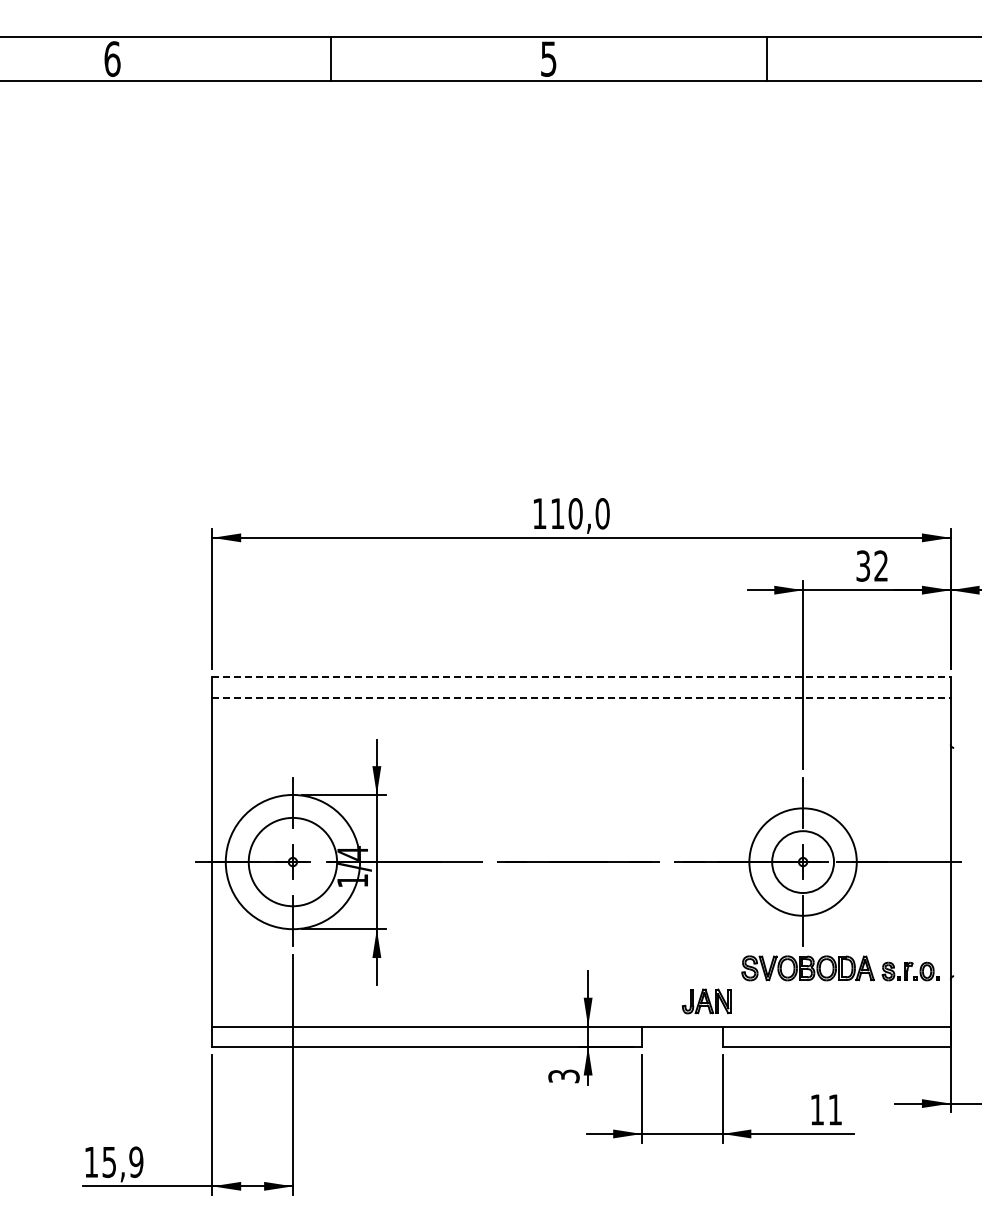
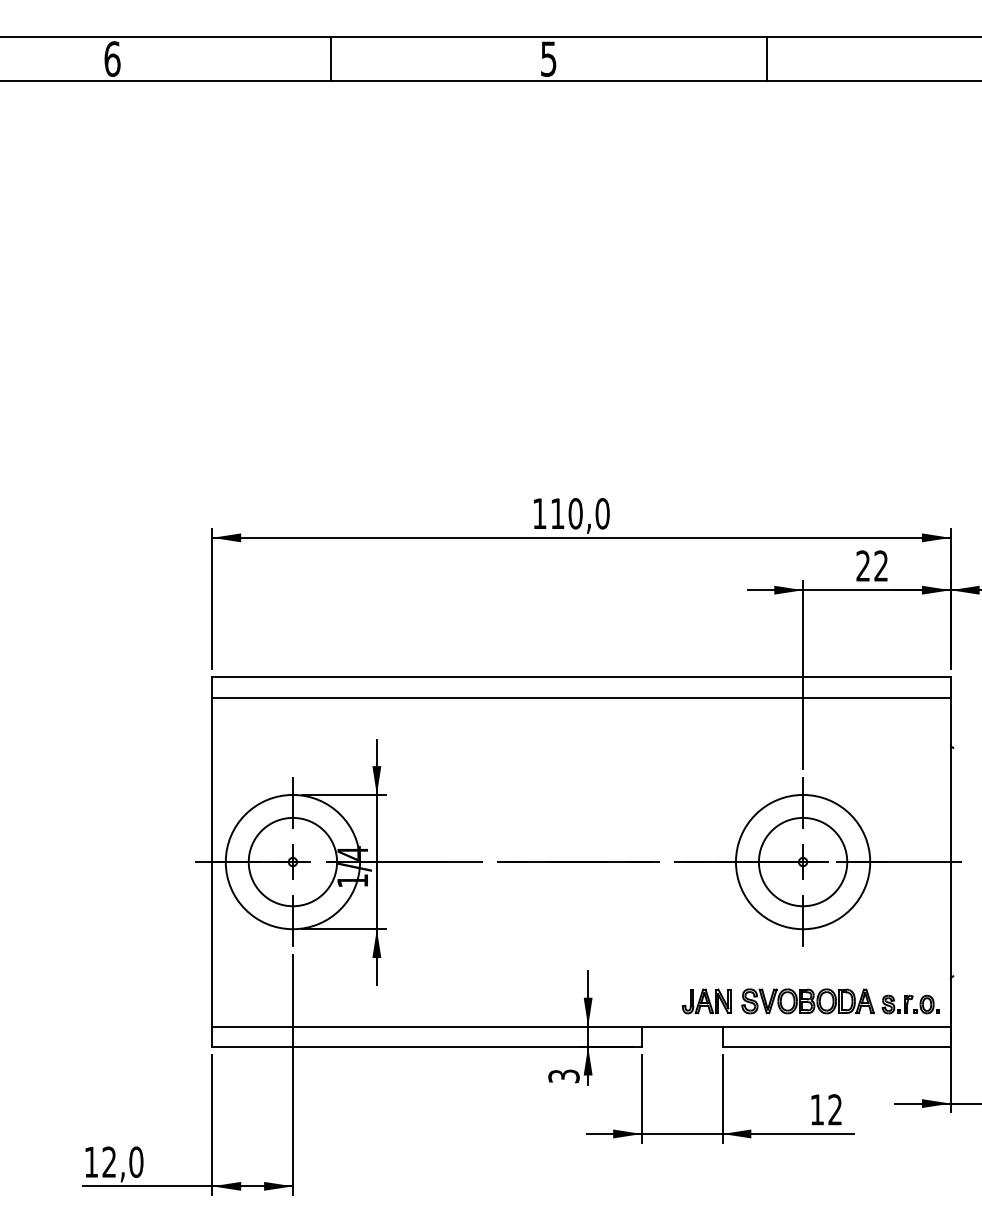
text: 32 -> 22 (863, 565)
line: dashed -> solid (582, 677)
line: dashed -> solid (582, 697)
circle diameter: 107 px -> 134 px (802, 861)
circle diameter: 62 px -> 88 px (802, 861)
part position: (840, 968) -> (840, 1001) (840, 1001)
text: 11 -> 12 (834, 1109)
text: 15,9 -> 12,0 (122, 1161)
